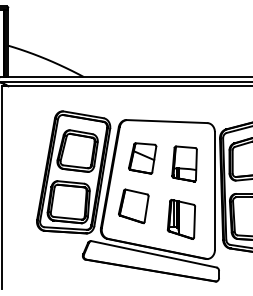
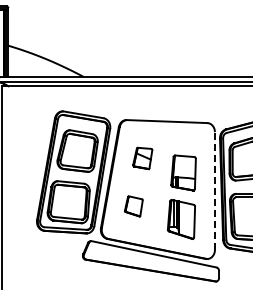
part size: 30x33 px -> 22x25 px (142, 158)
part position: (184, 163) -> (183, 172) (183, 172)
line: solid -> dashed (214, 191)
part size: 32x37 px -> 20x23 px (133, 206)
